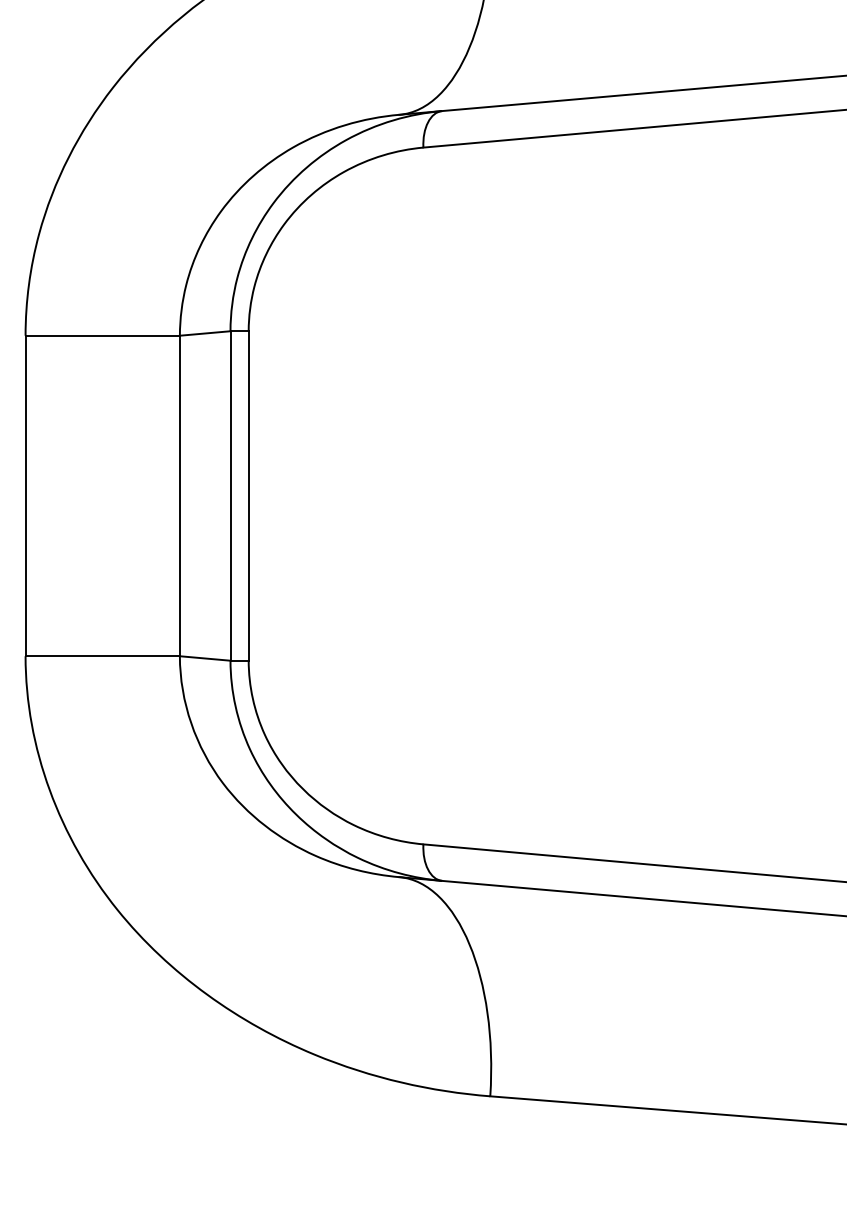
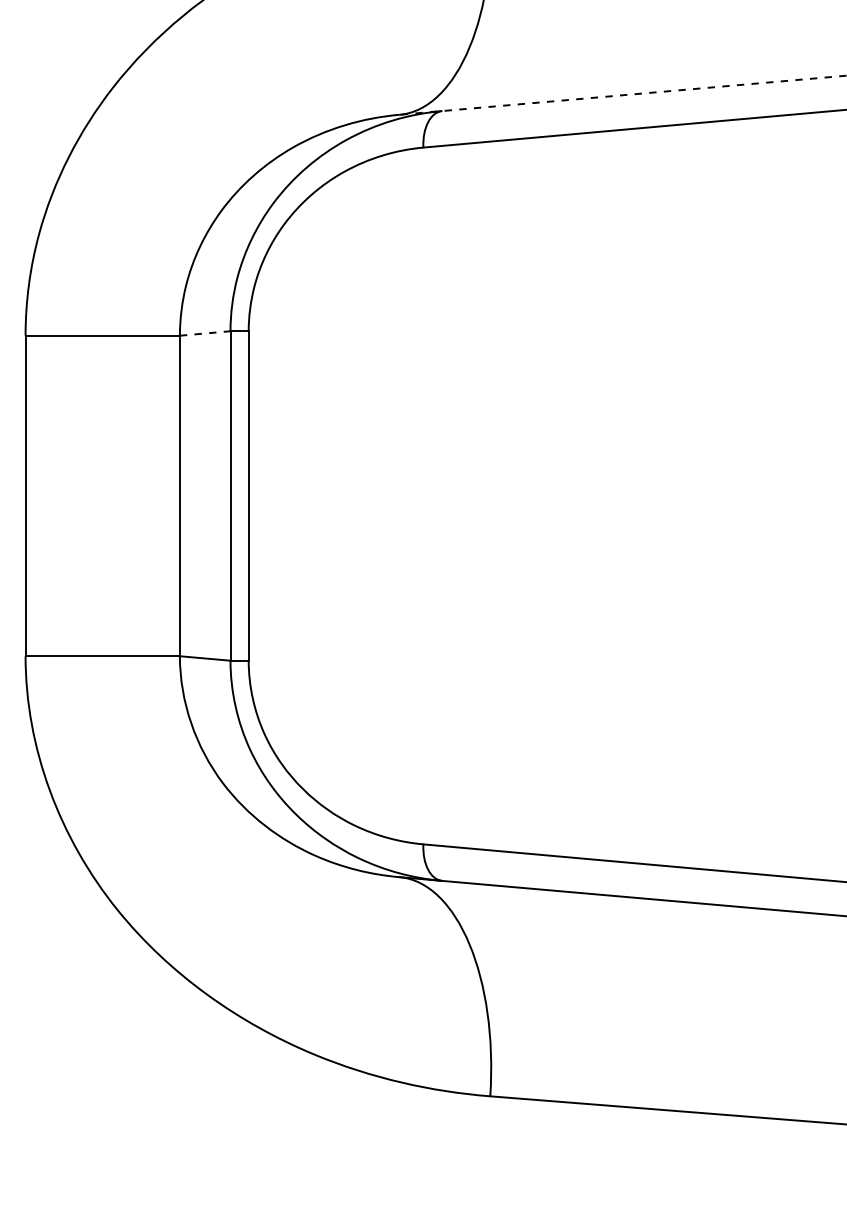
line: solid -> dashed (622, 95)
line: solid -> dashed (205, 333)
